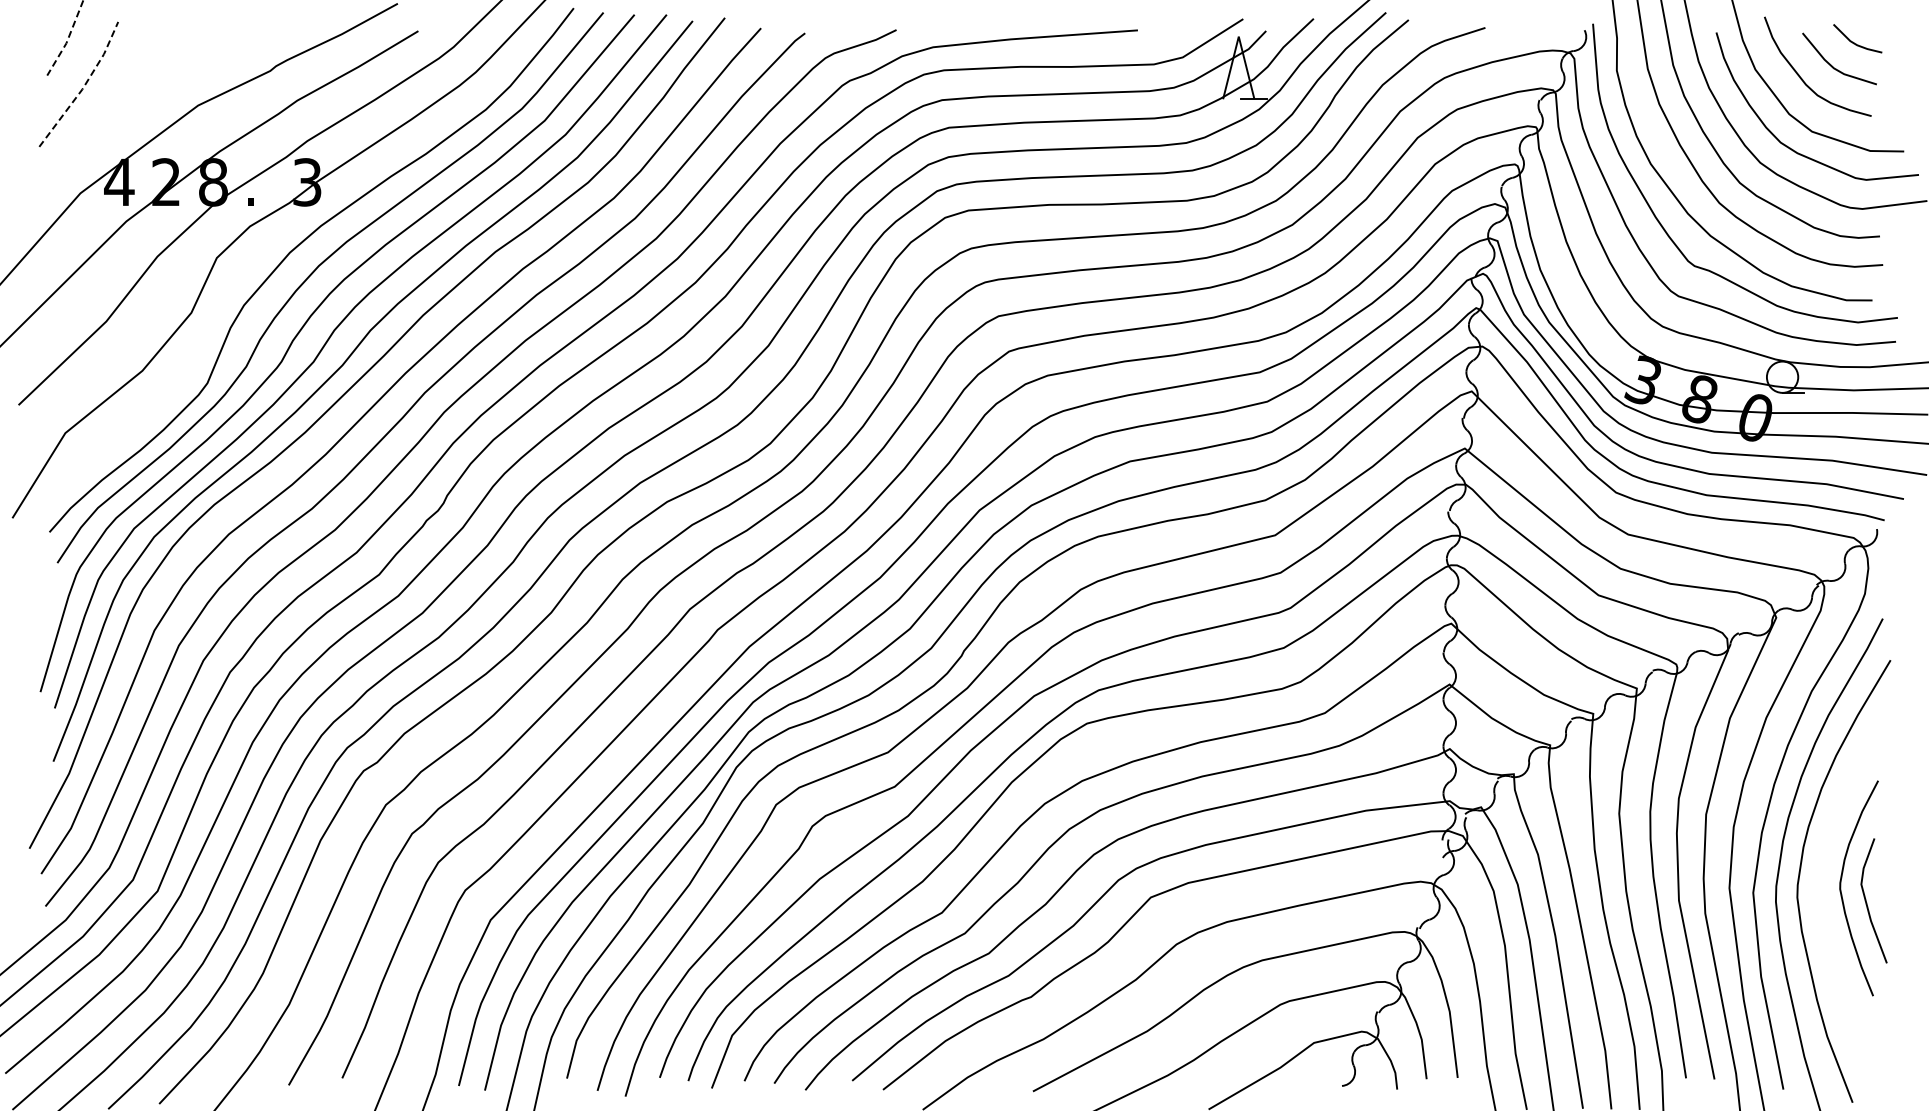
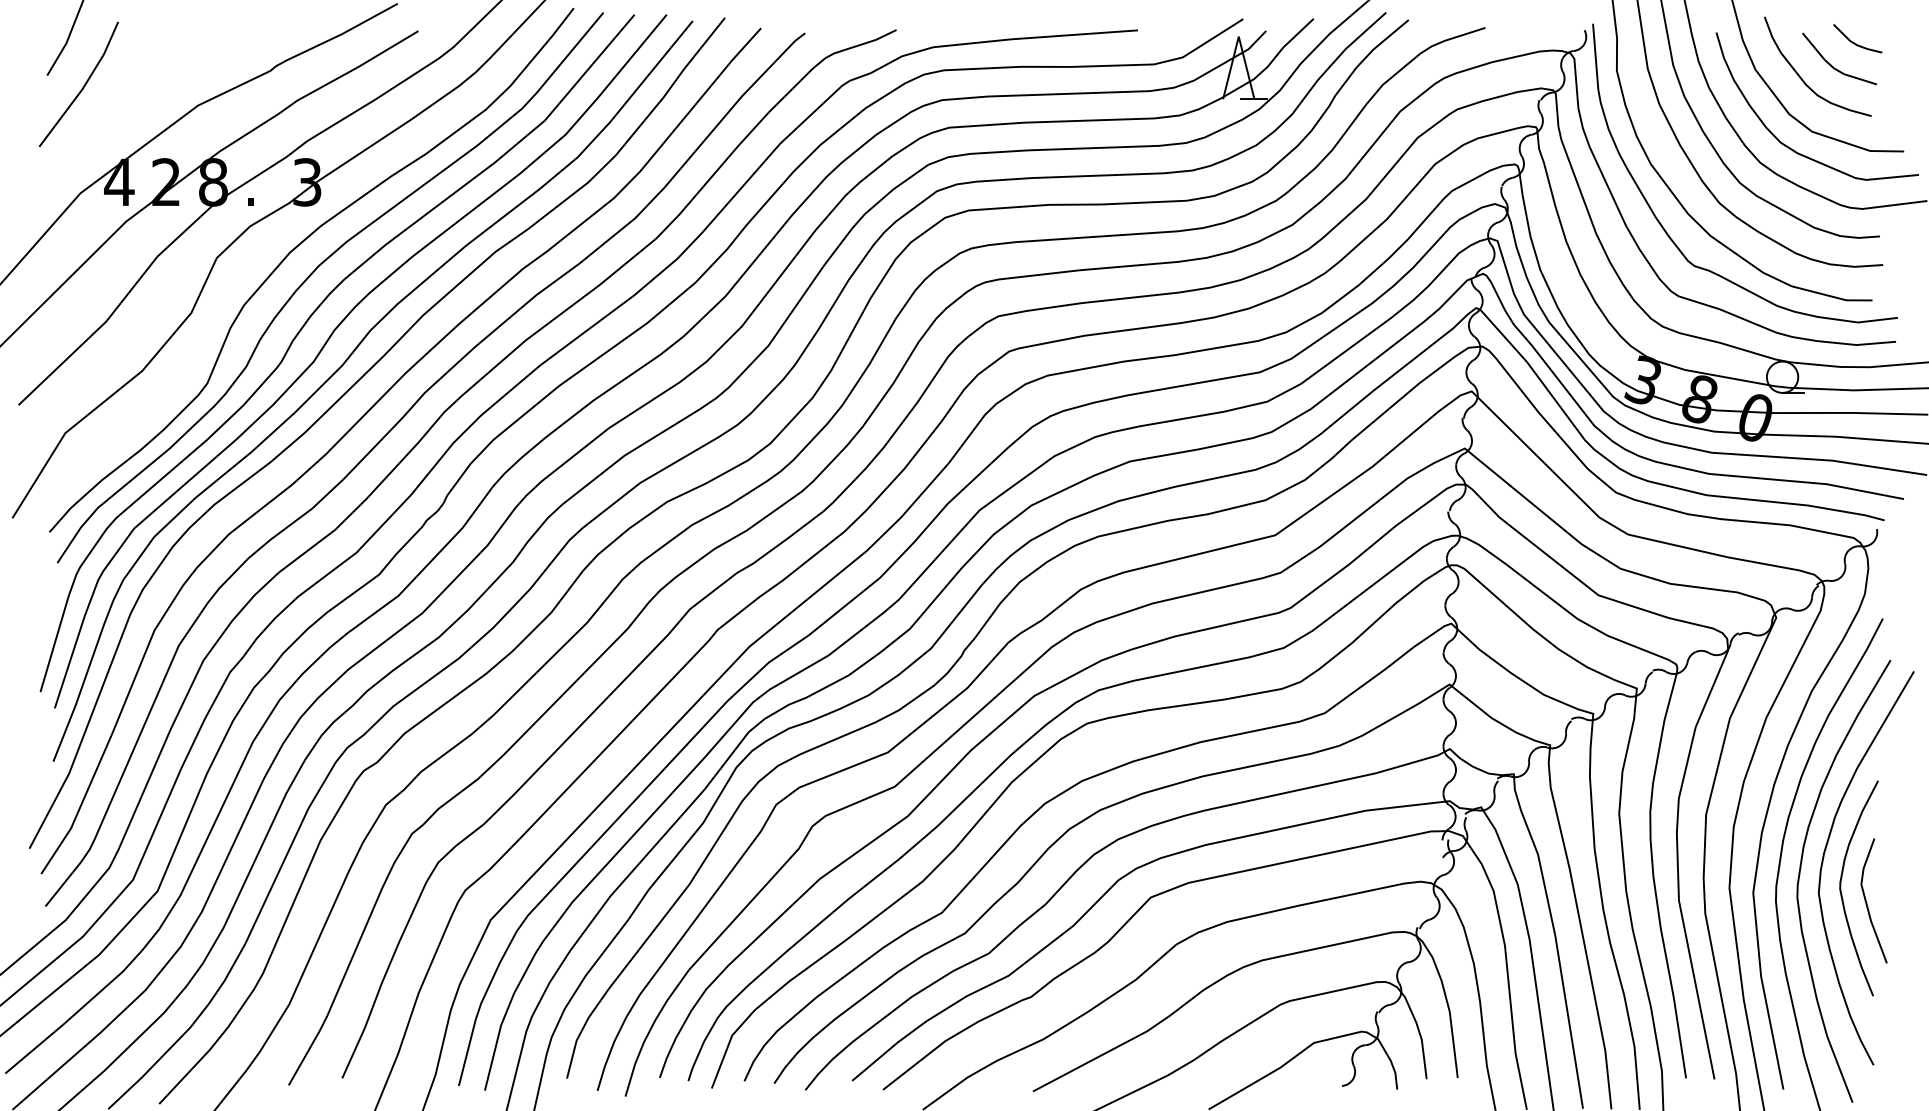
line: dashed -> solid (67, 40)
line: dashed -> solid (83, 86)
curve: none -> present (1823, 862)
